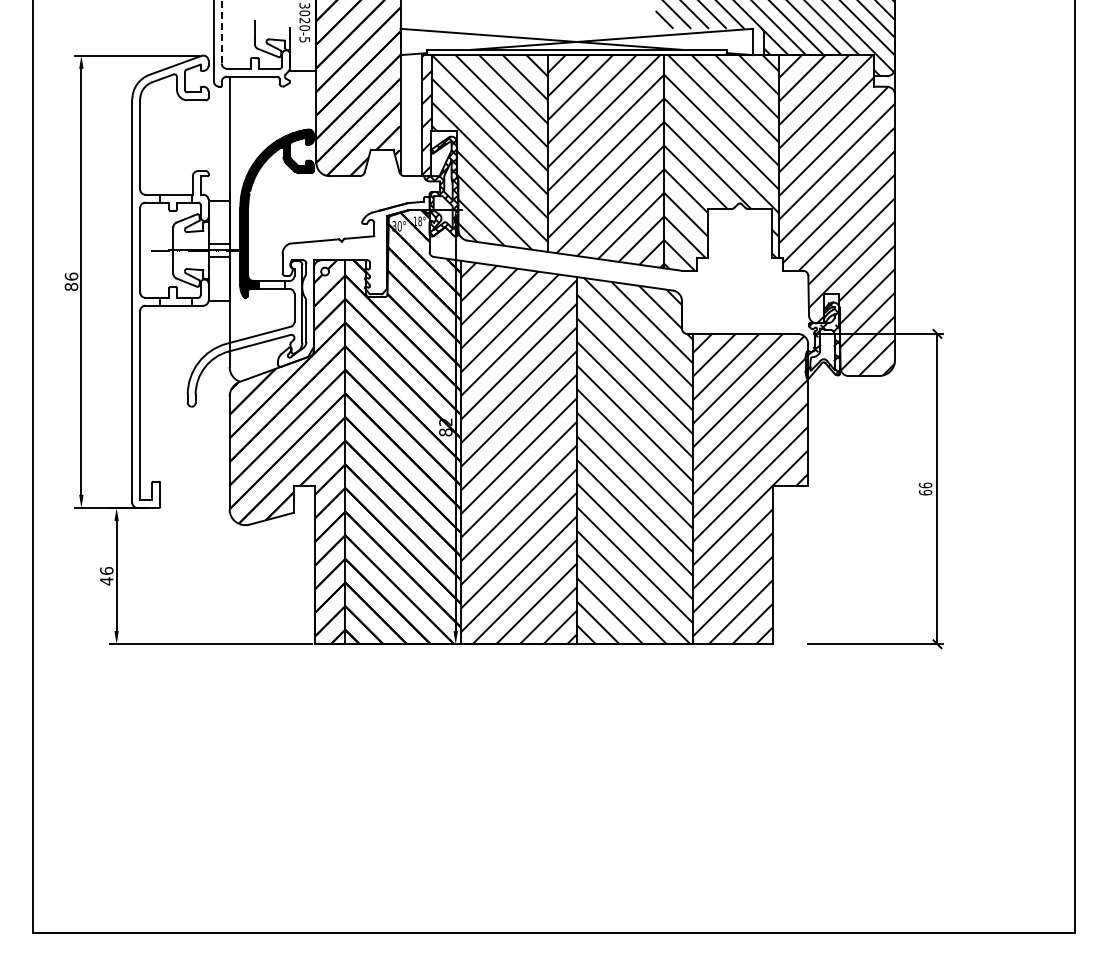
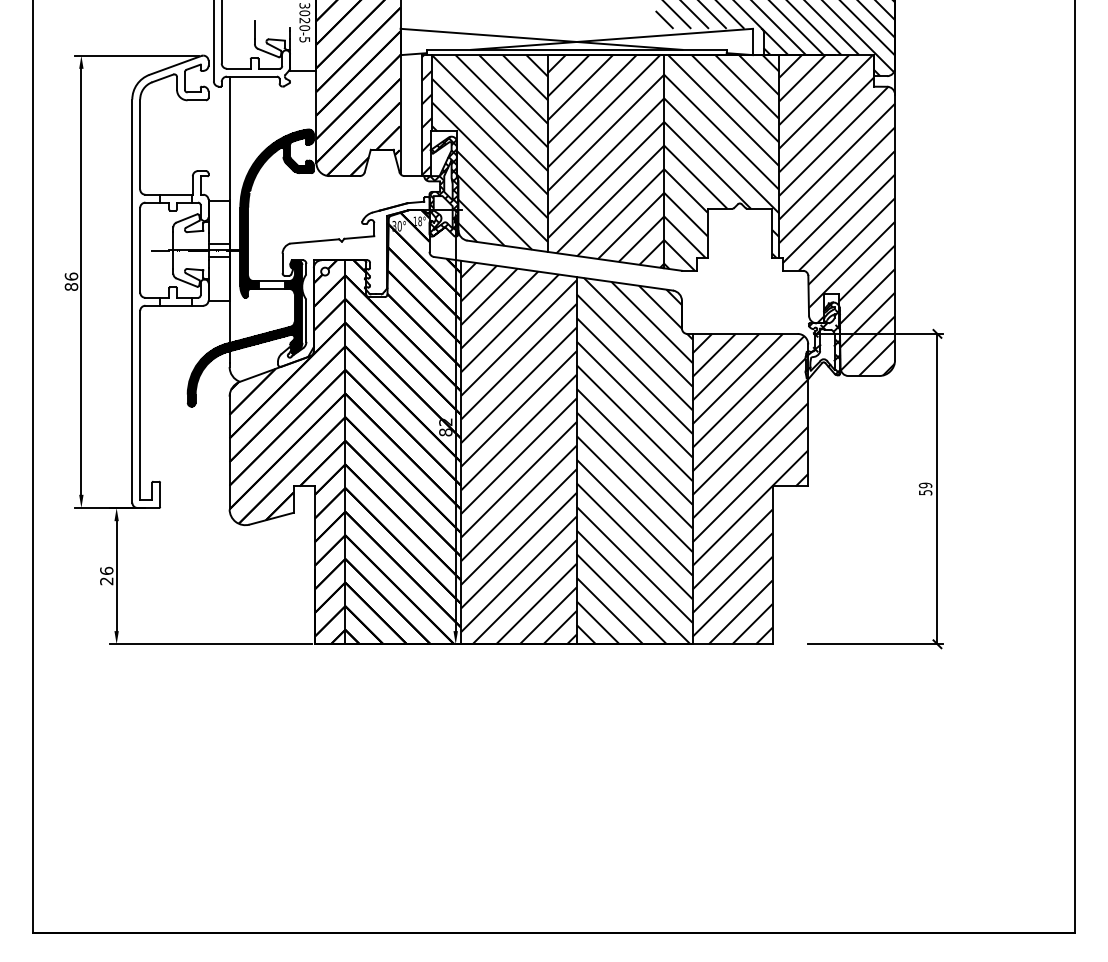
line: dashed -> solid (221, 31)
hatch: none -> present (244, 333)
text: 66 -> 59 (925, 488)
text: 46 -> 26 (106, 581)
